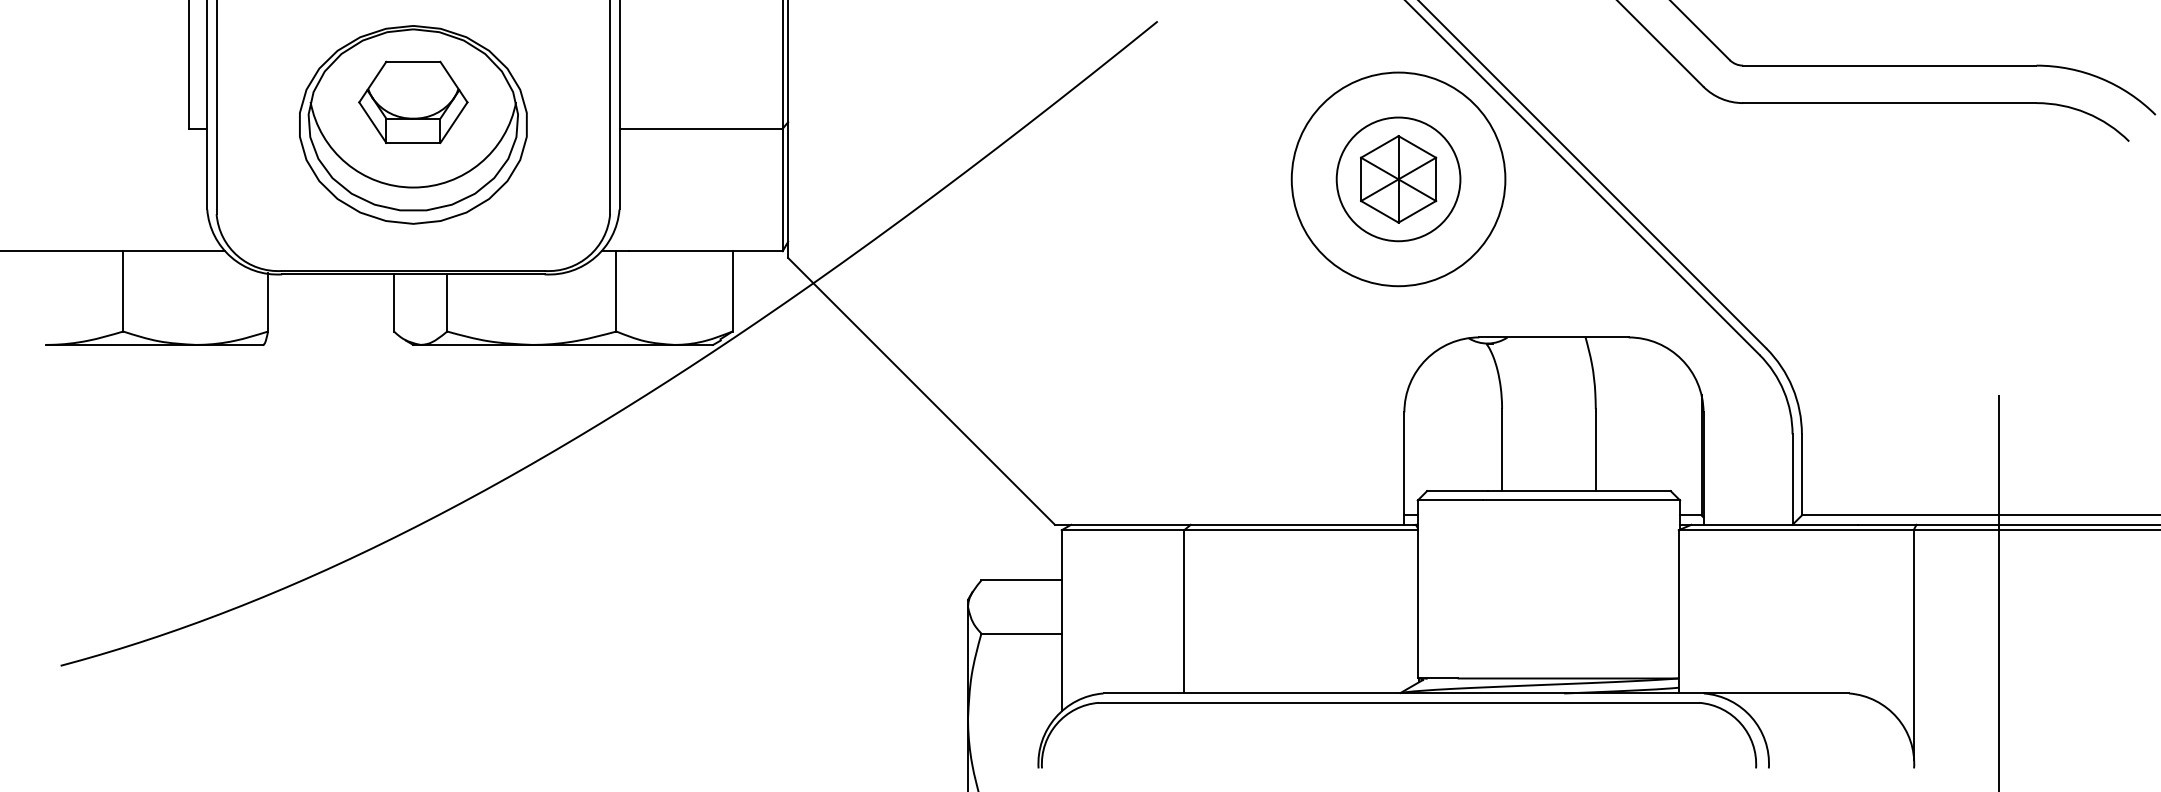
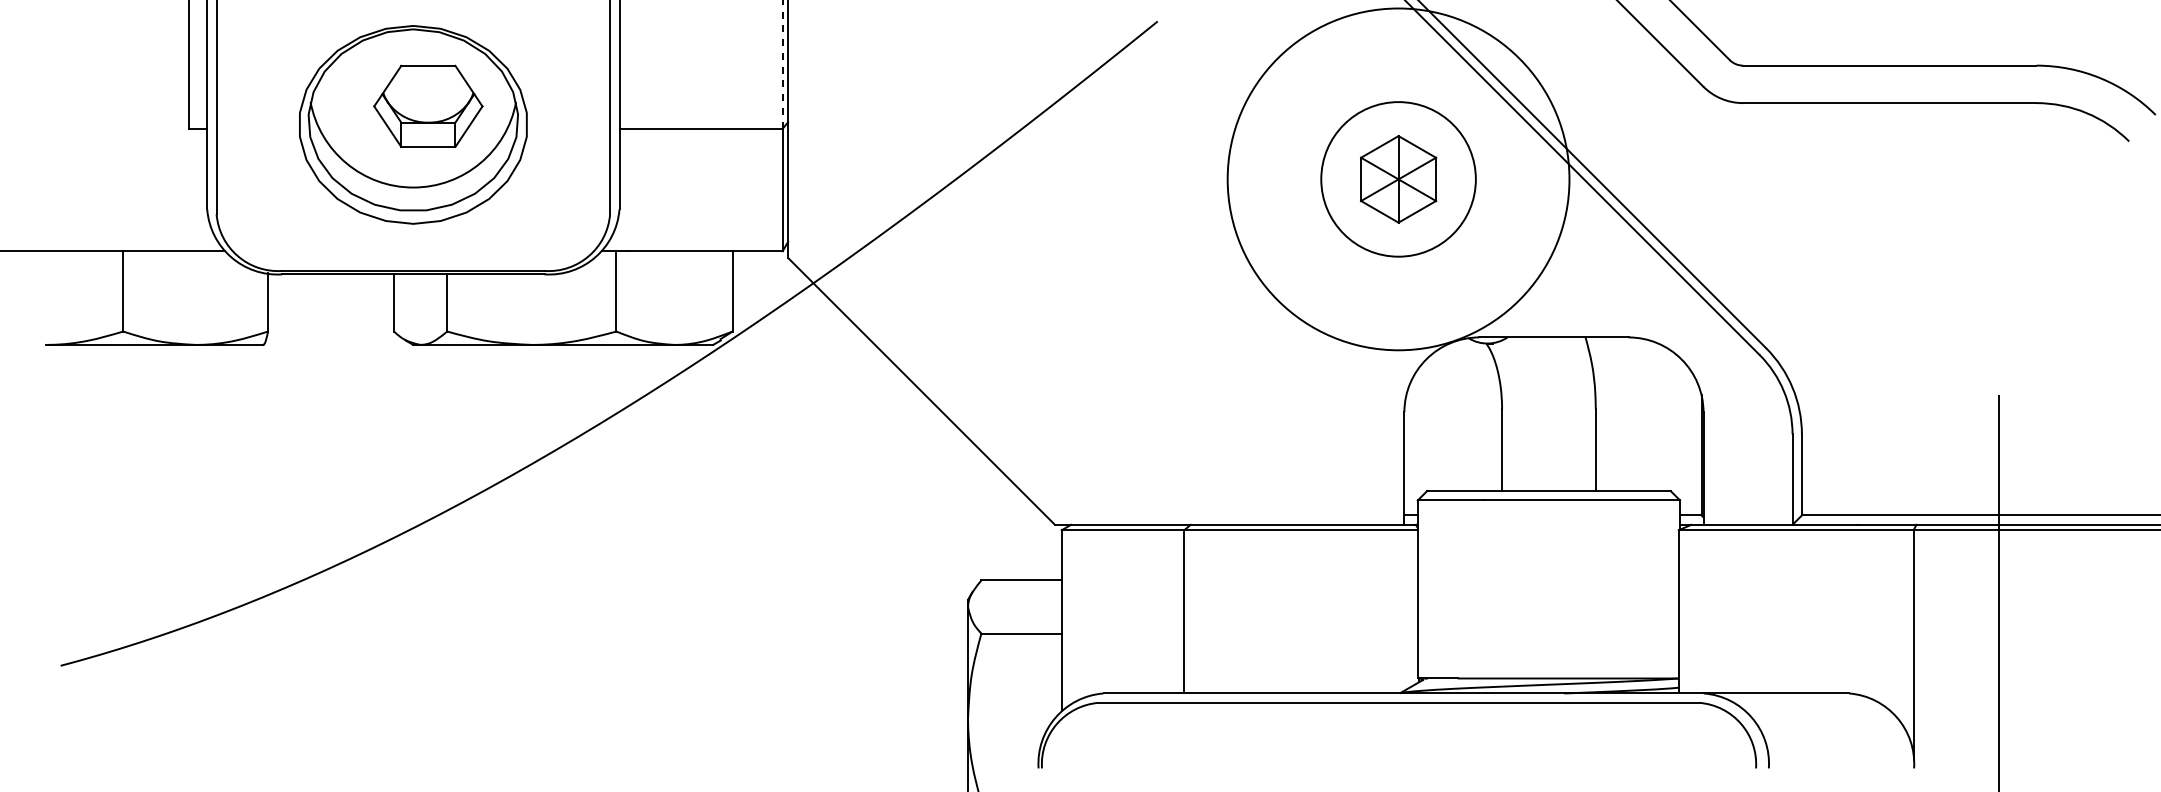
line: solid -> dashed (782, 64)
part position: (413, 101) -> (428, 105) (428, 105)
circle diameter: 124 px -> 155 px (1398, 179)
circle diameter: 214 px -> 342 px (1398, 179)
